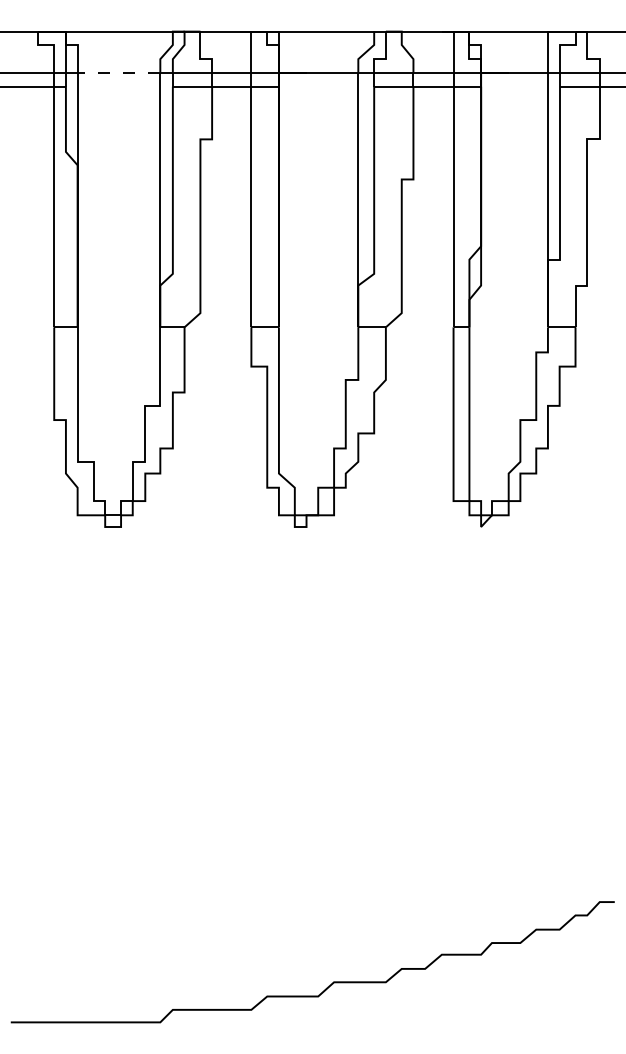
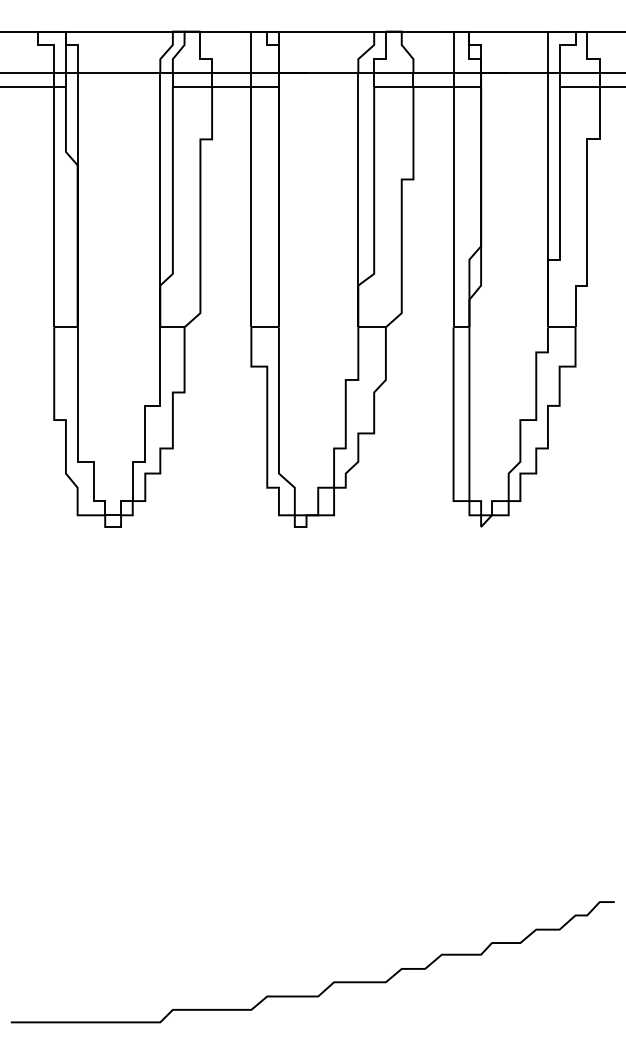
line: dashed -> solid (118, 72)
